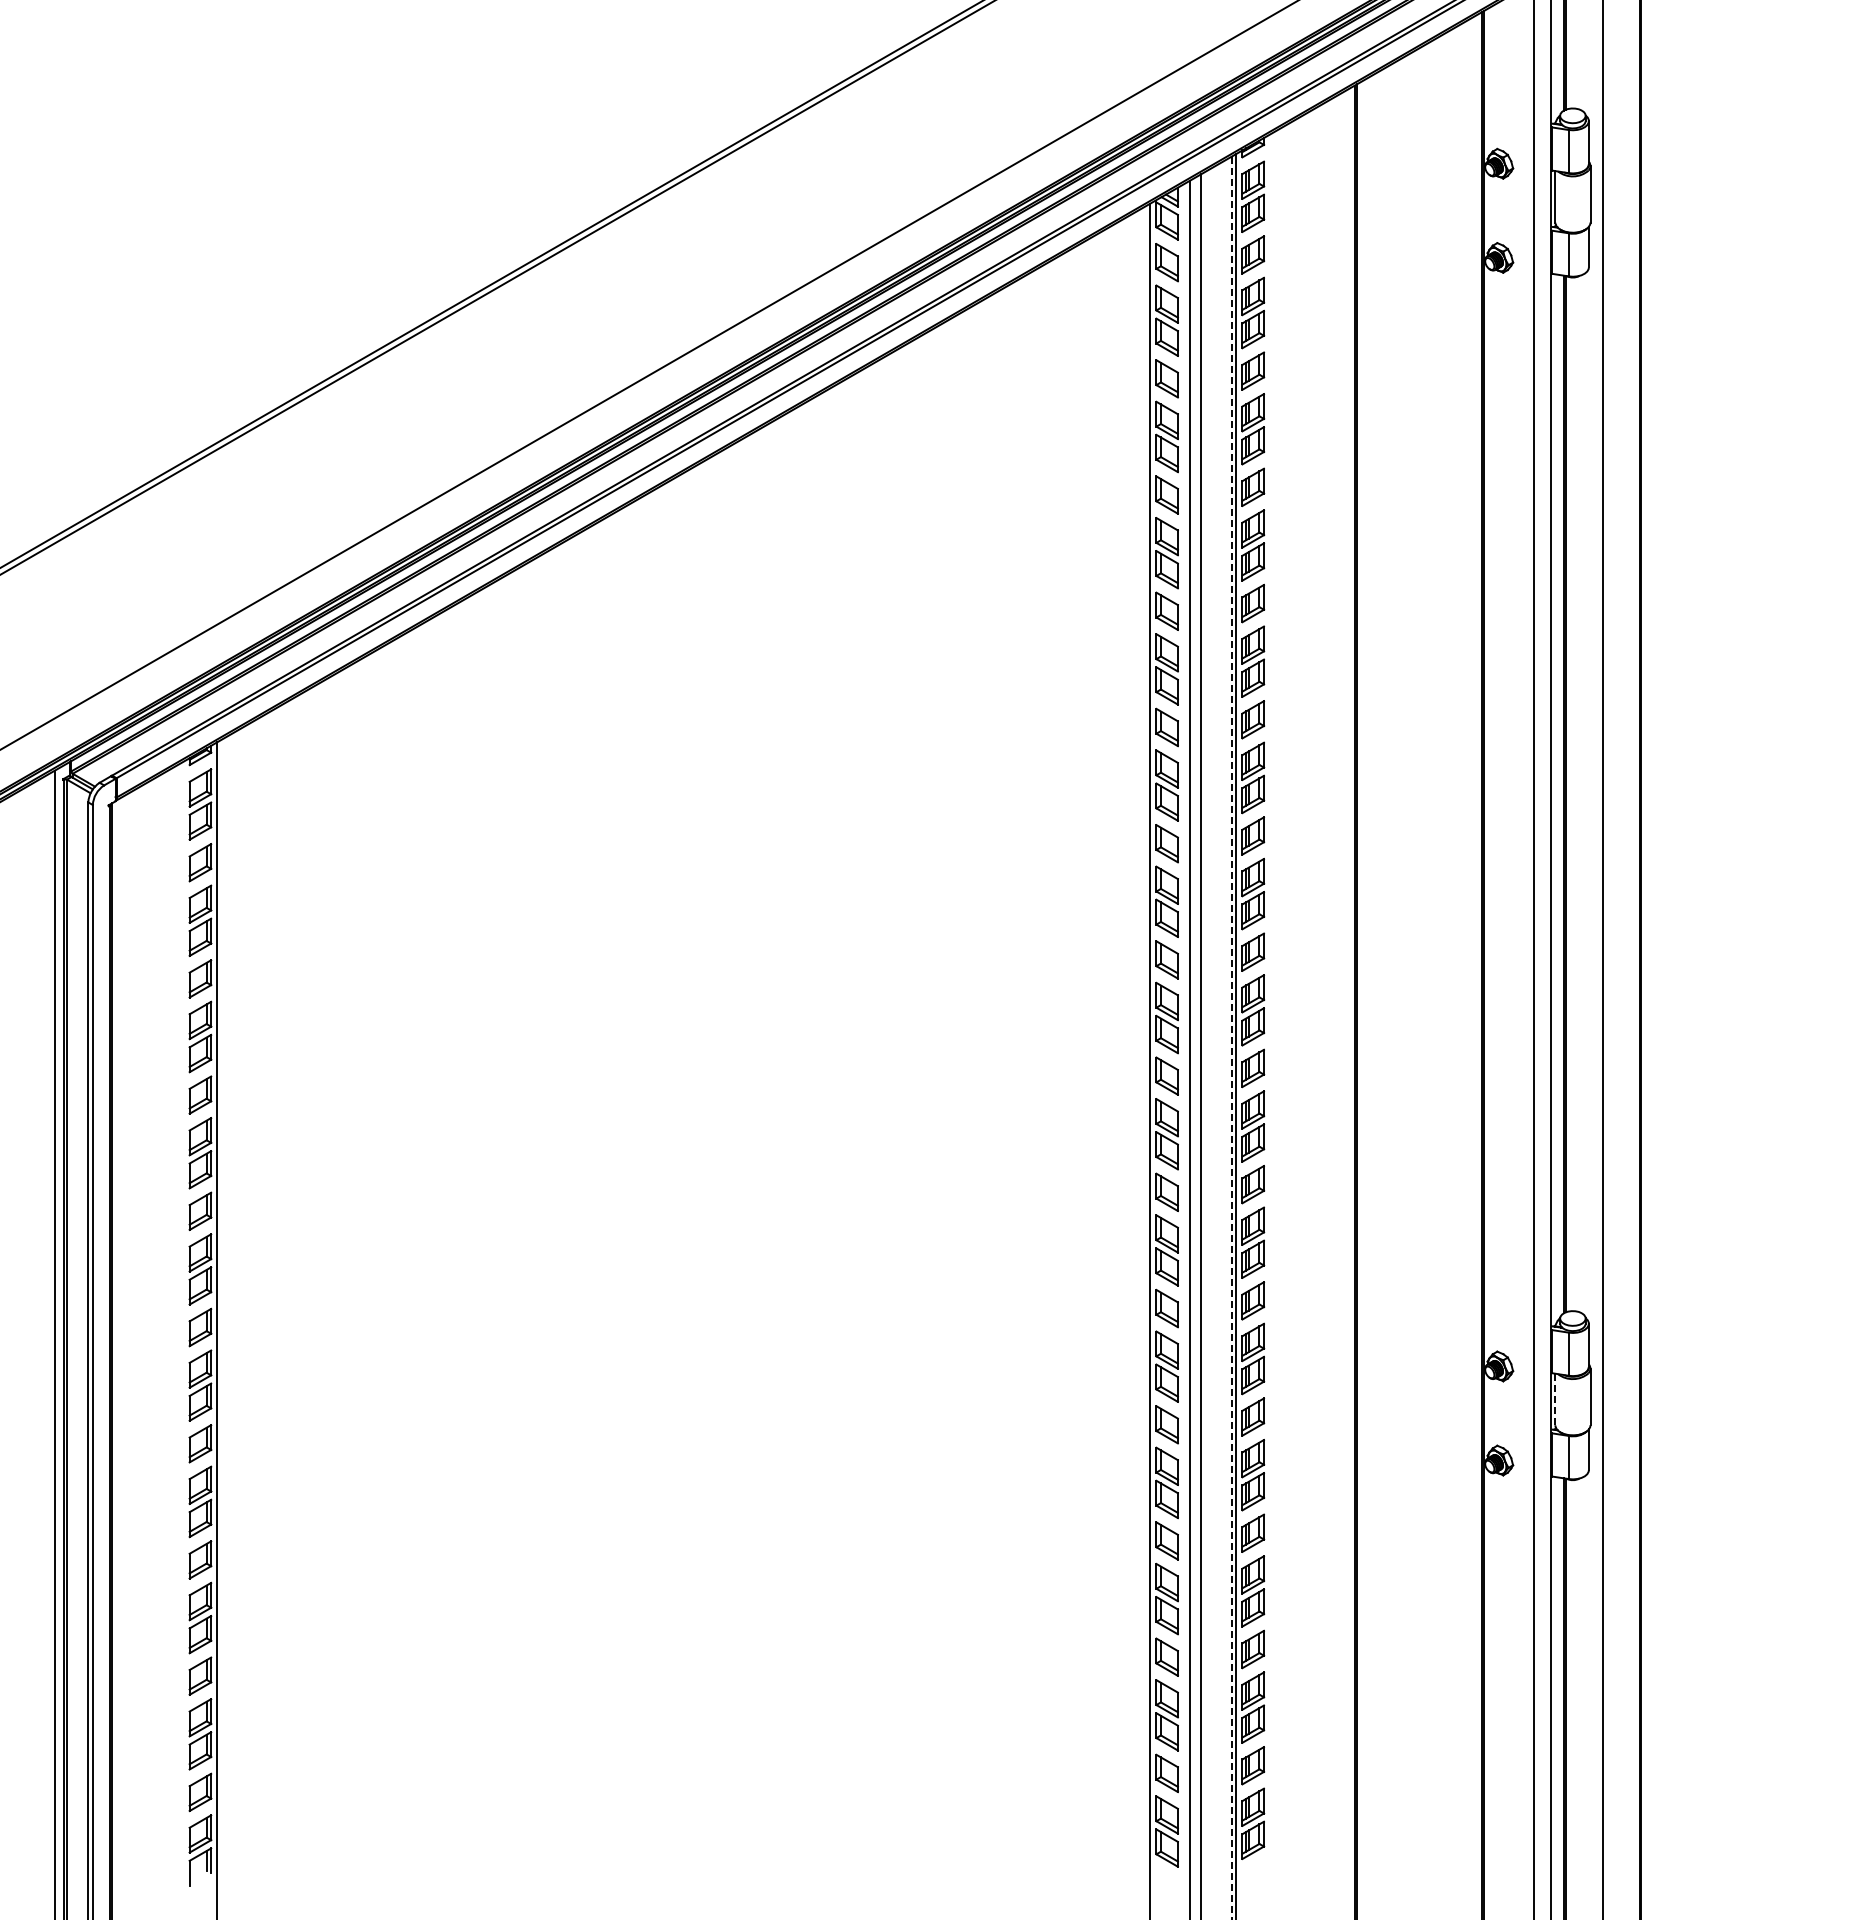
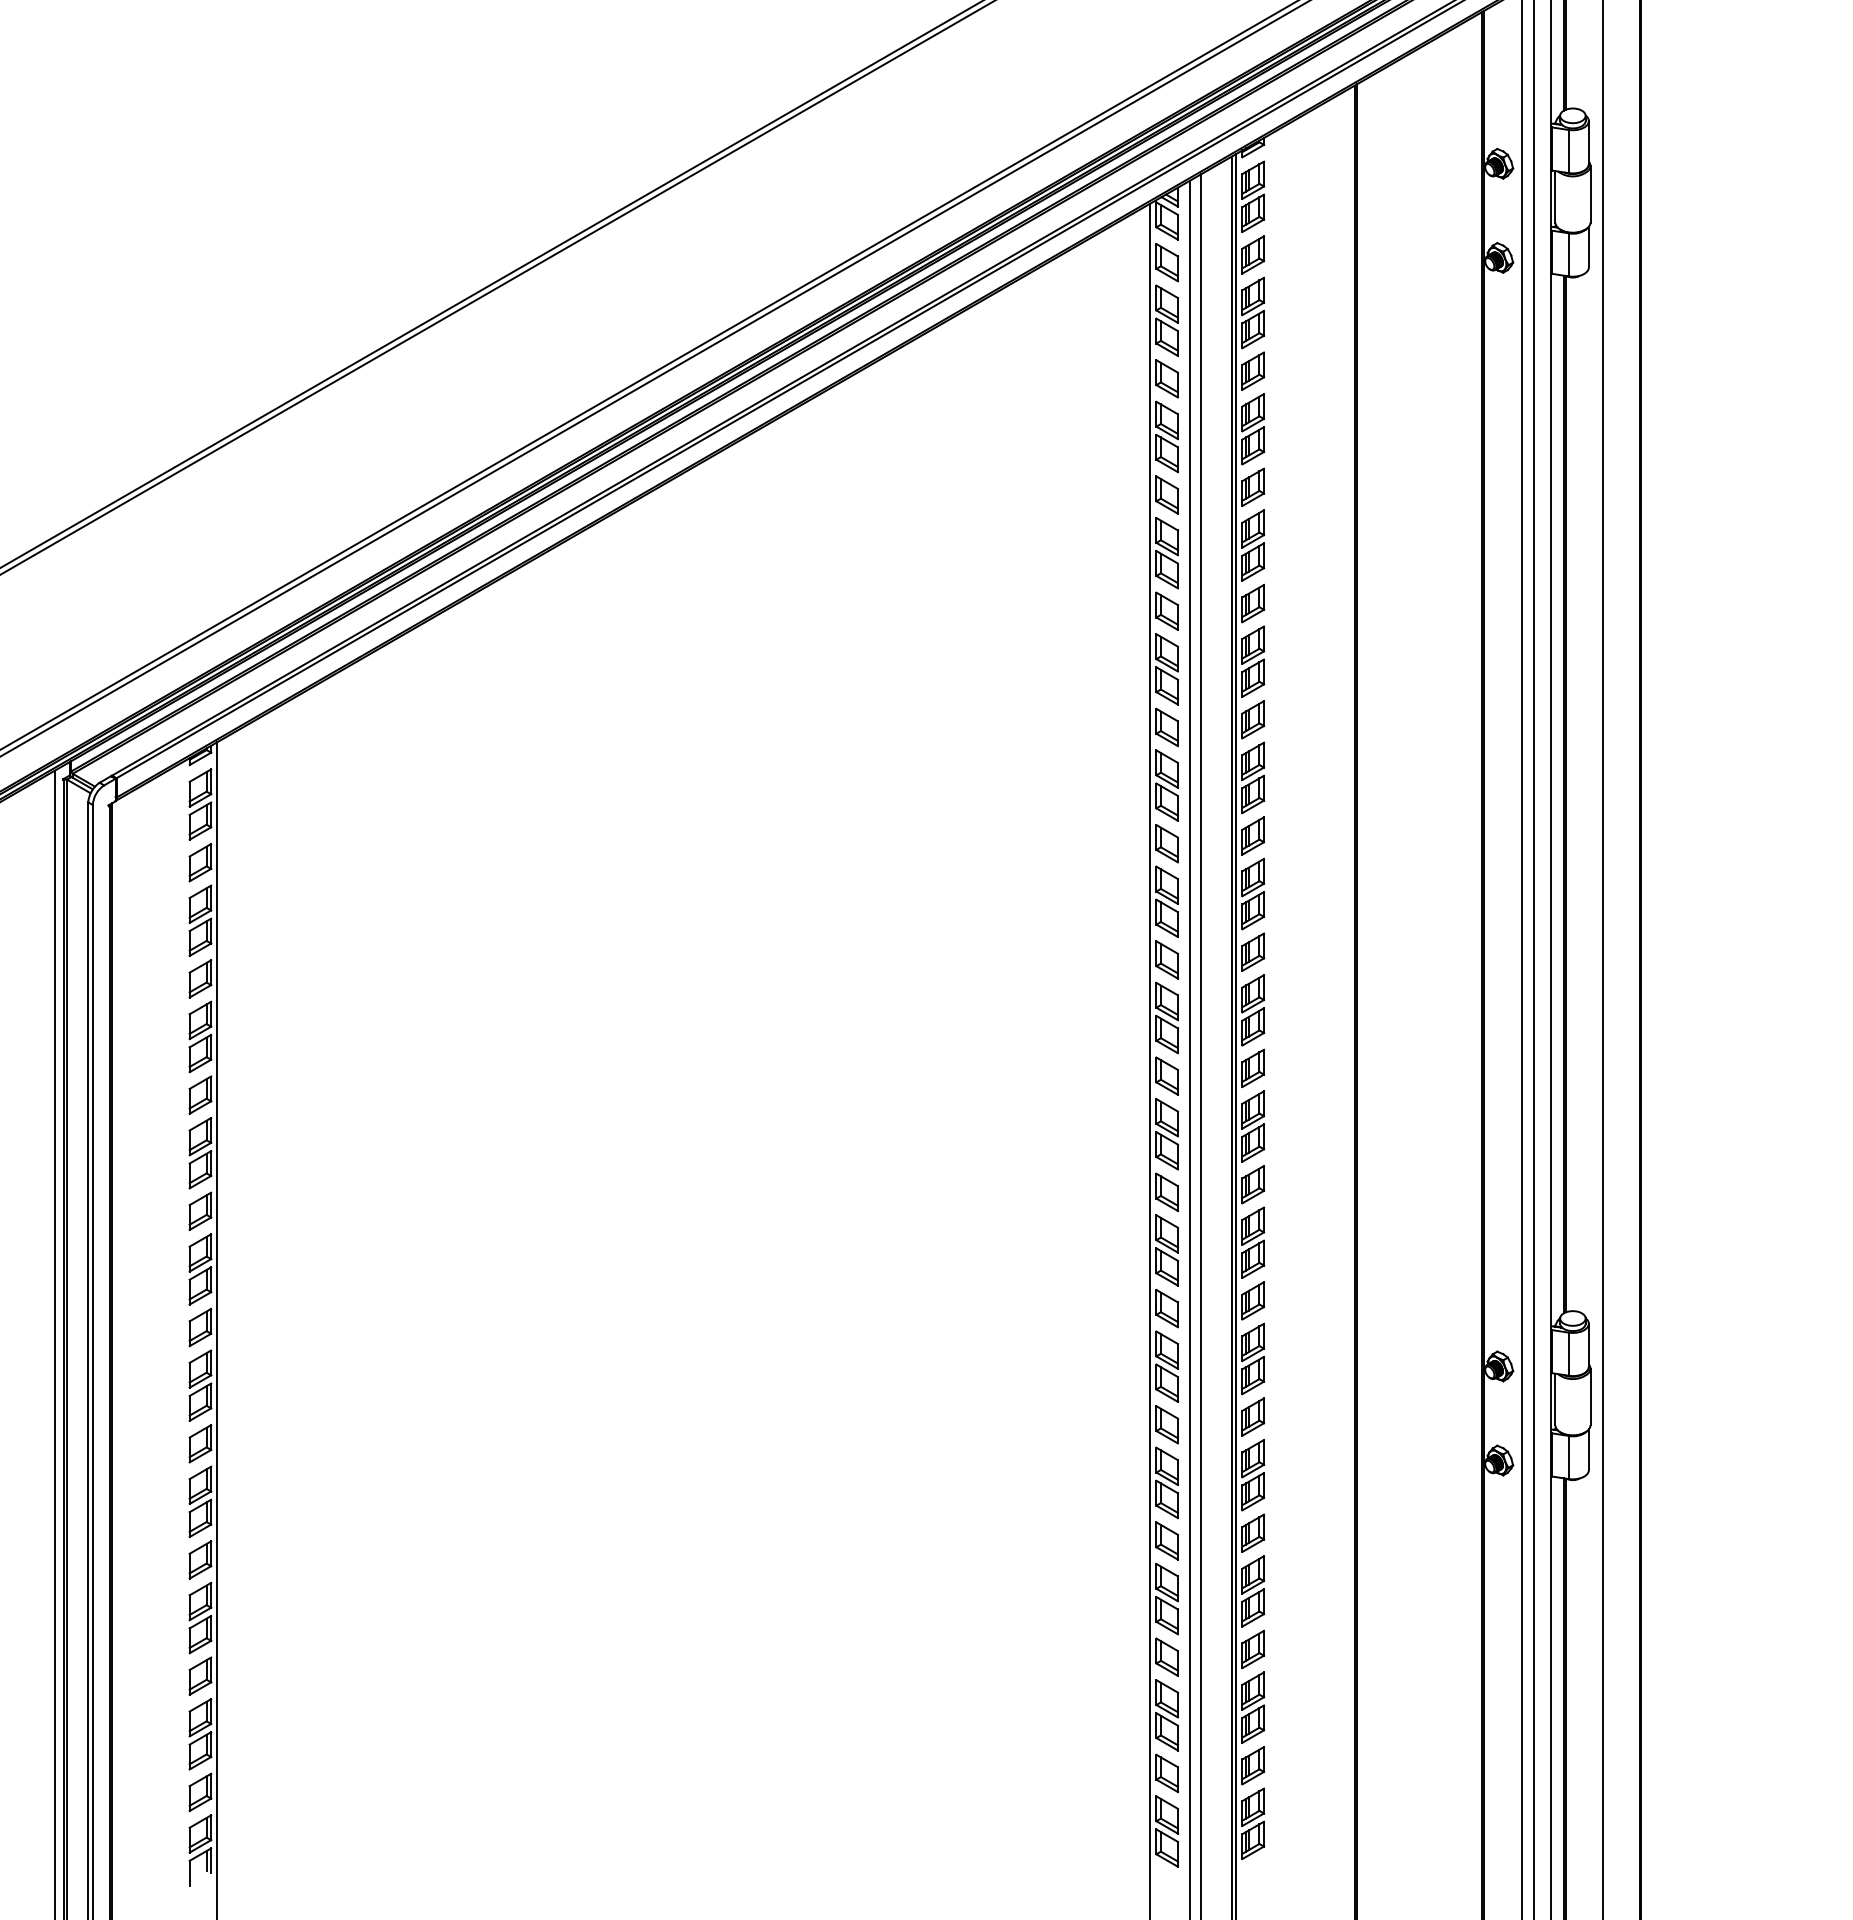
line: none -> present (654, 378)
line: none -> present (1522, 959)
line: dashed -> solid (1231, 1037)
line: dashed -> solid (1555, 1399)
